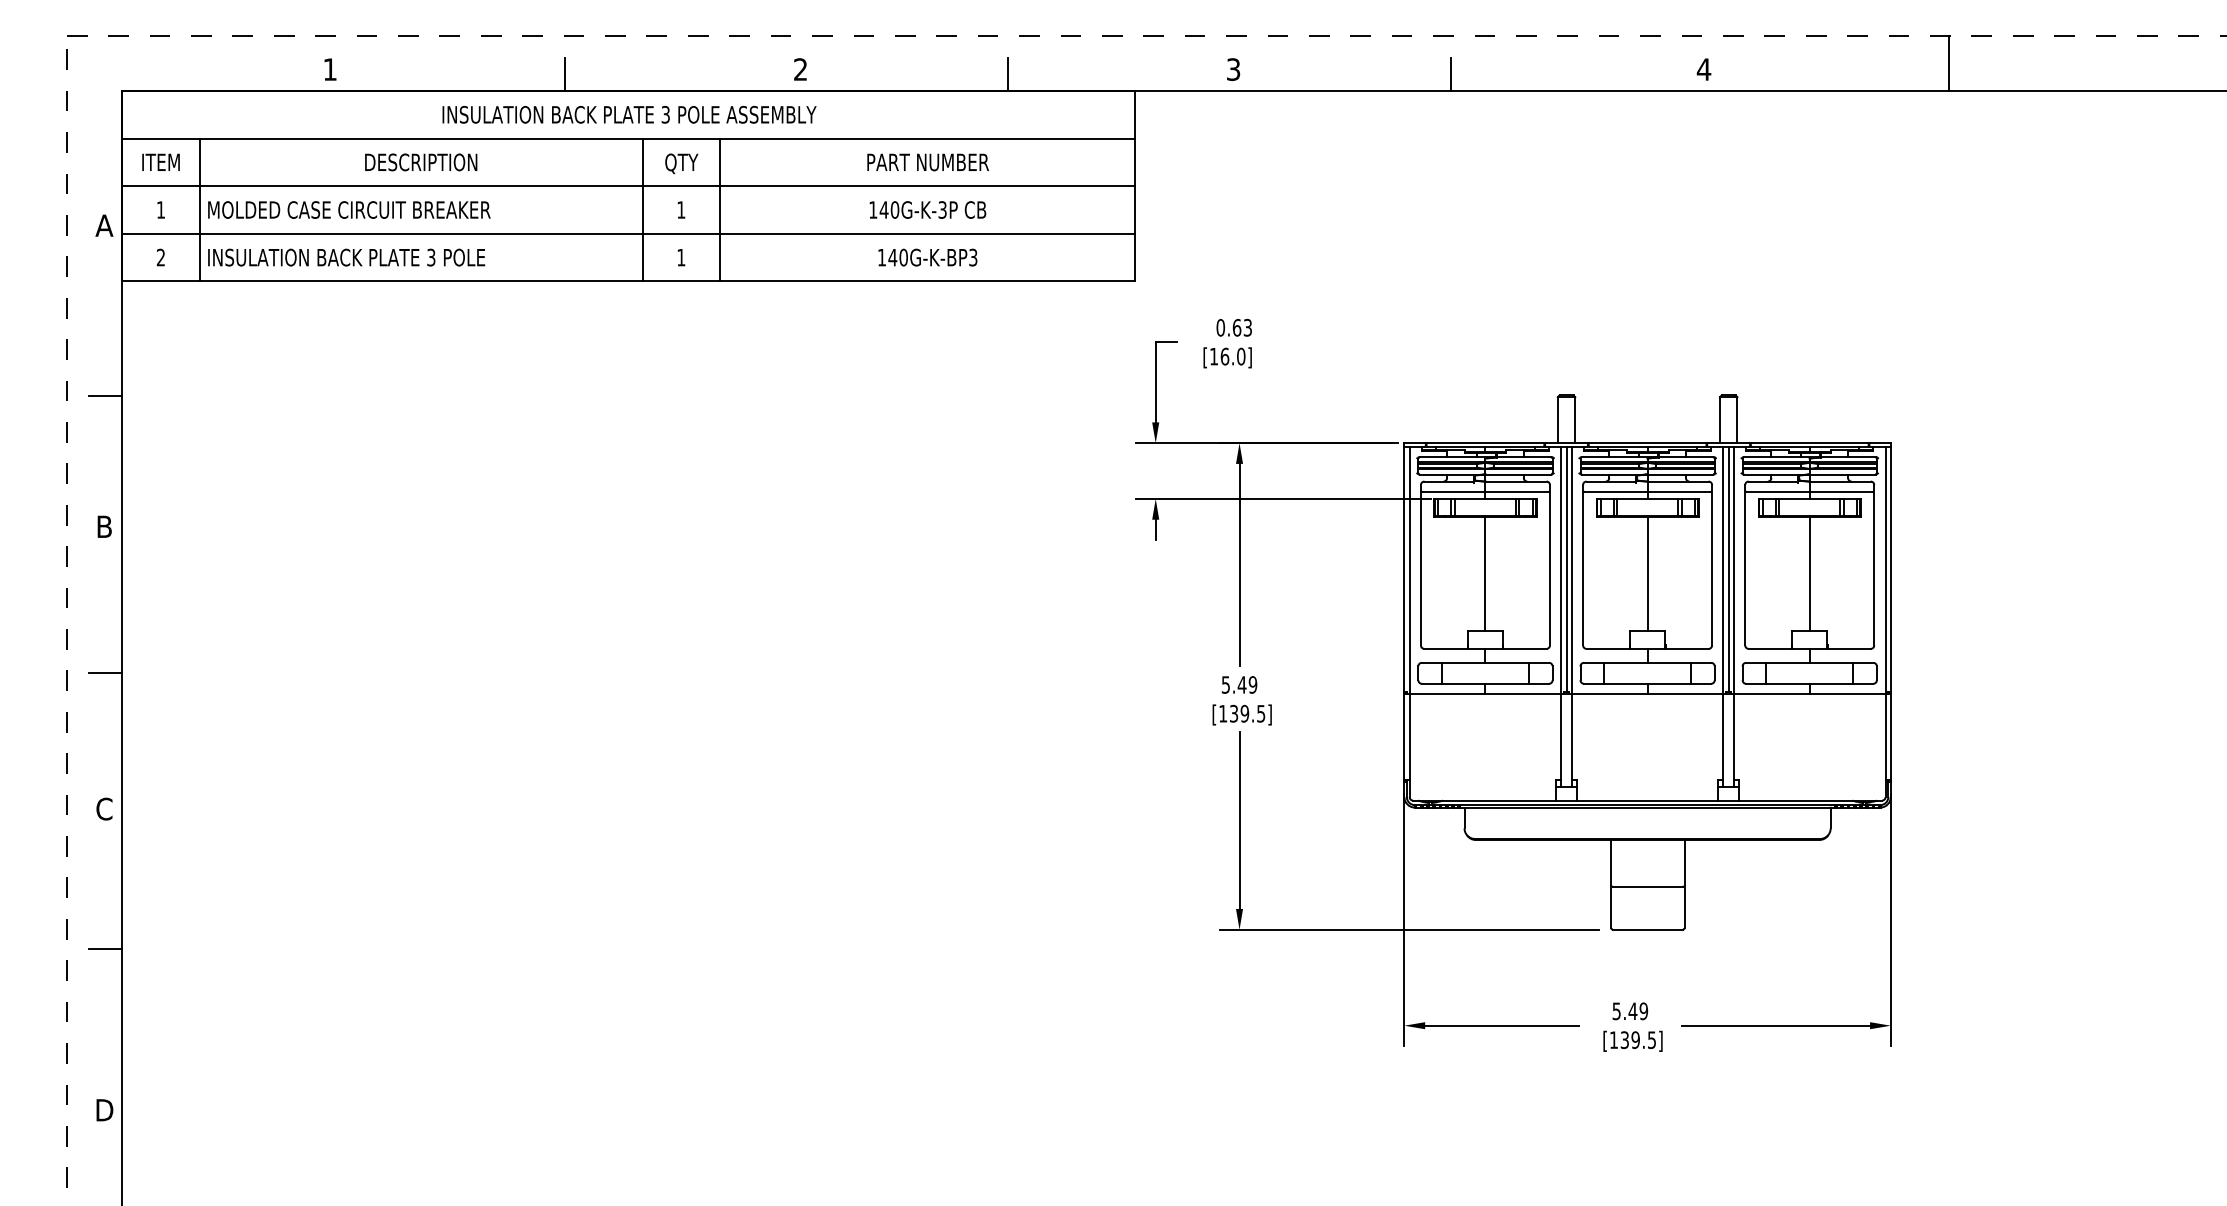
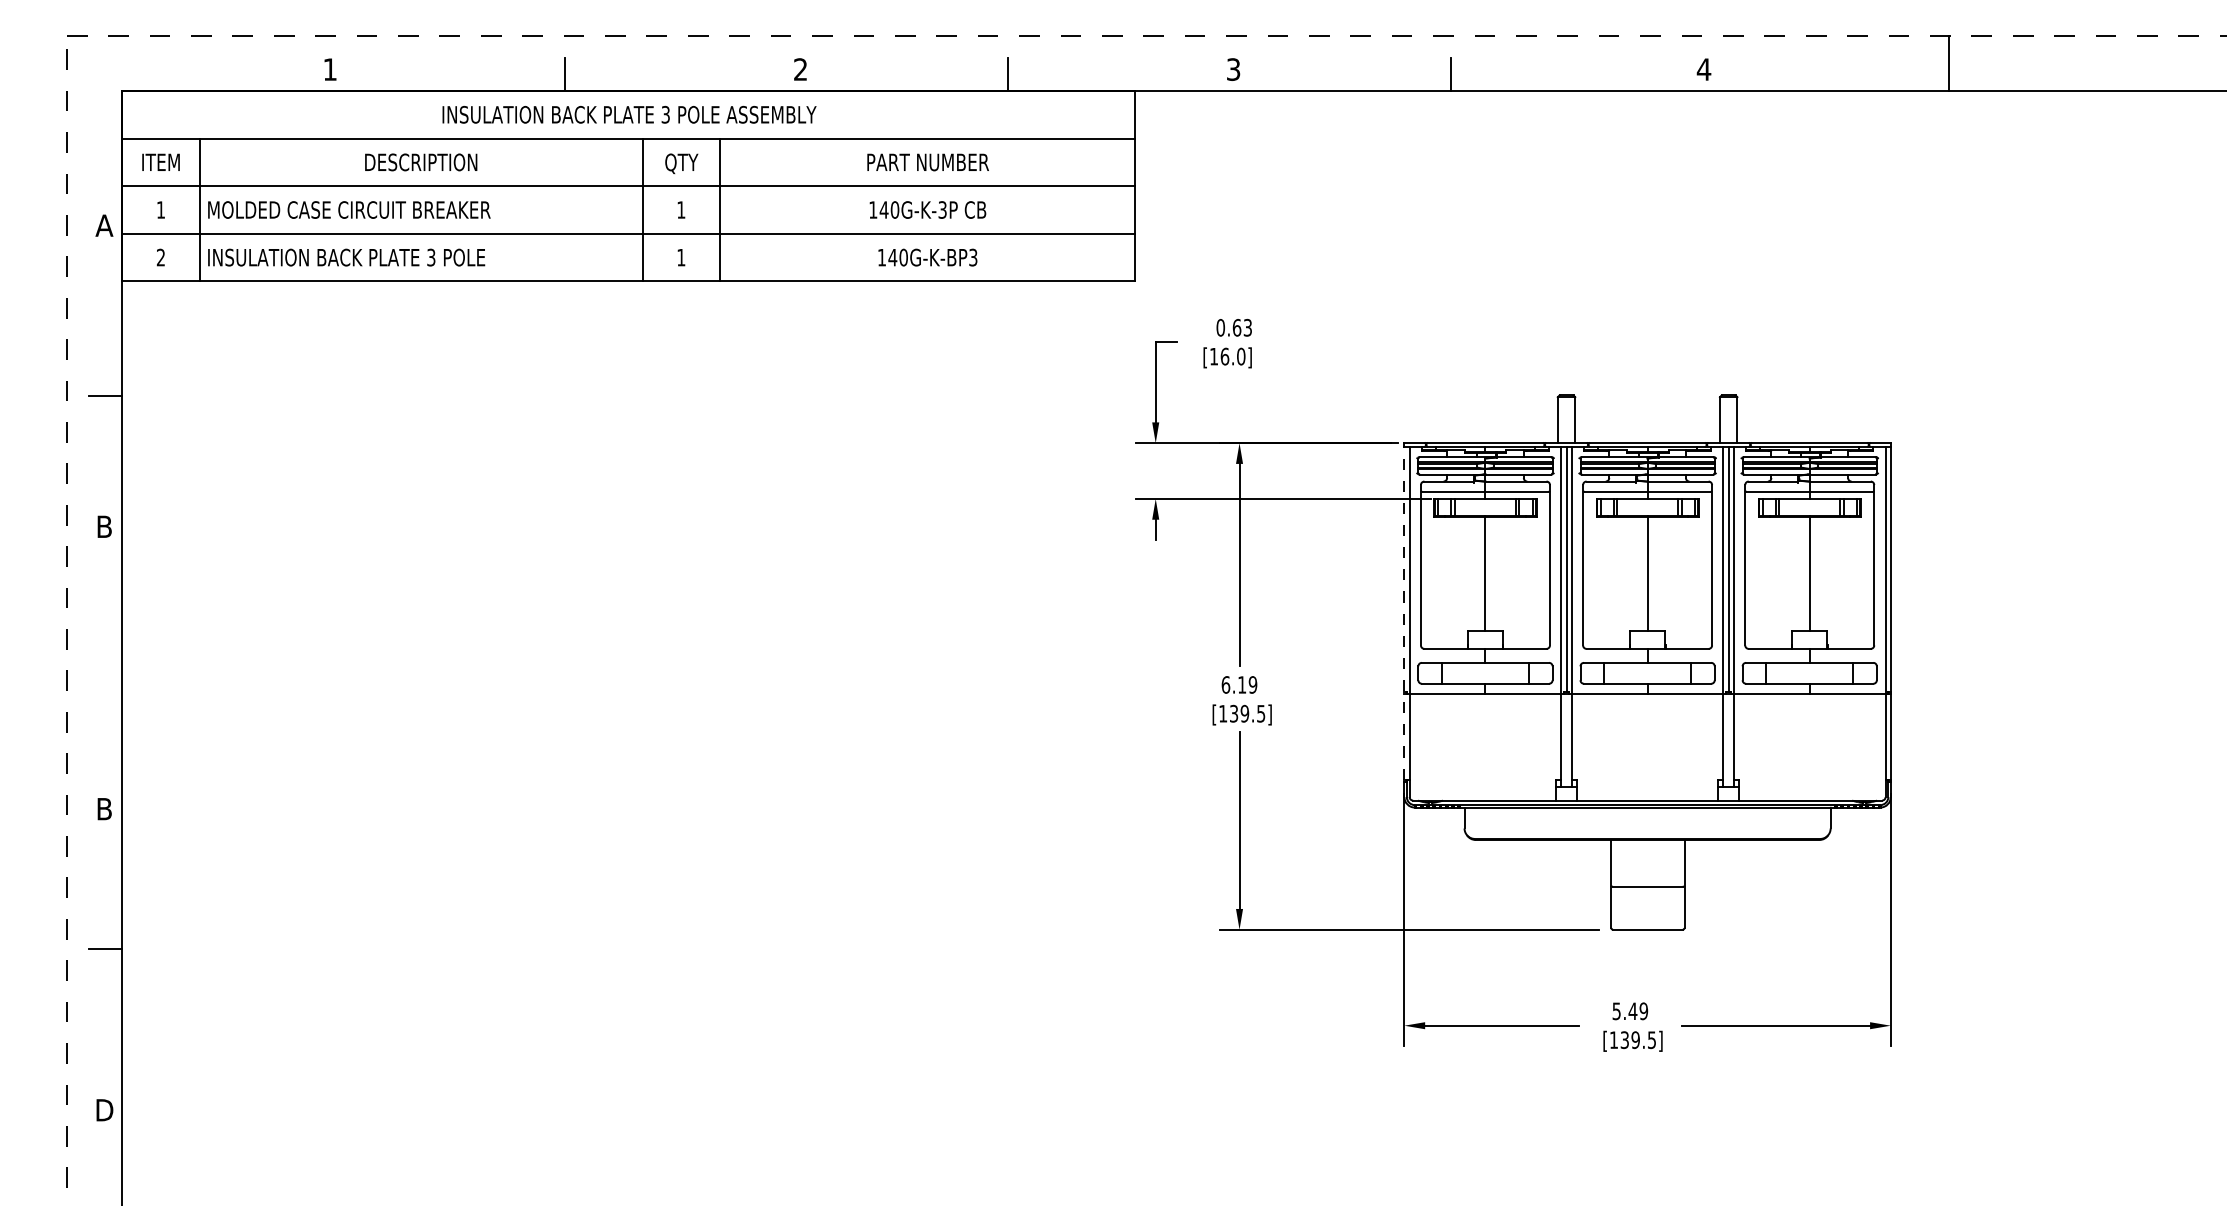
line: solid -> dashed (1404, 612)
line: present -> none (105, 672)
text: 5.49 -> 6.19 (1233, 684)
text: C -> B (104, 808)
